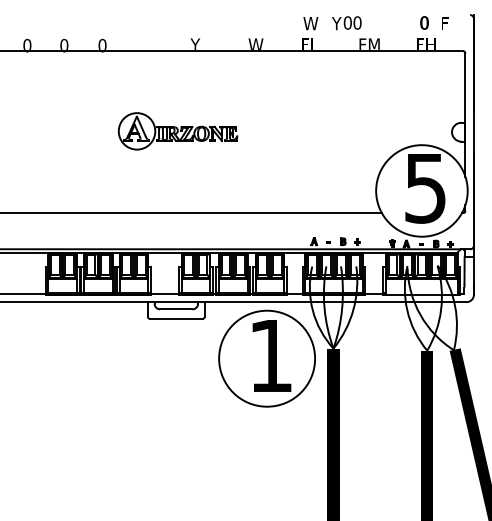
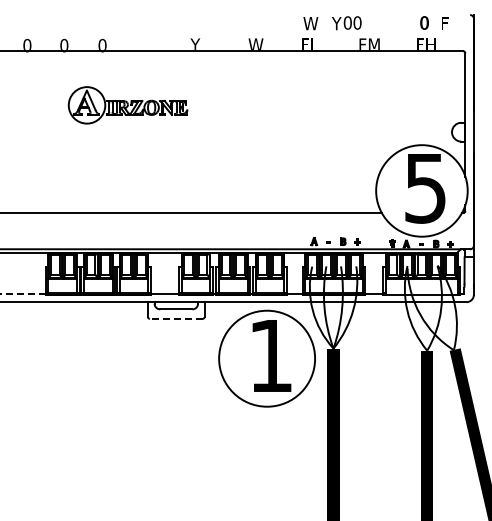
part position: (177, 131) -> (127, 105) (127, 105)
line: solid -> dashed (22, 293)
line: solid -> dashed (175, 318)
